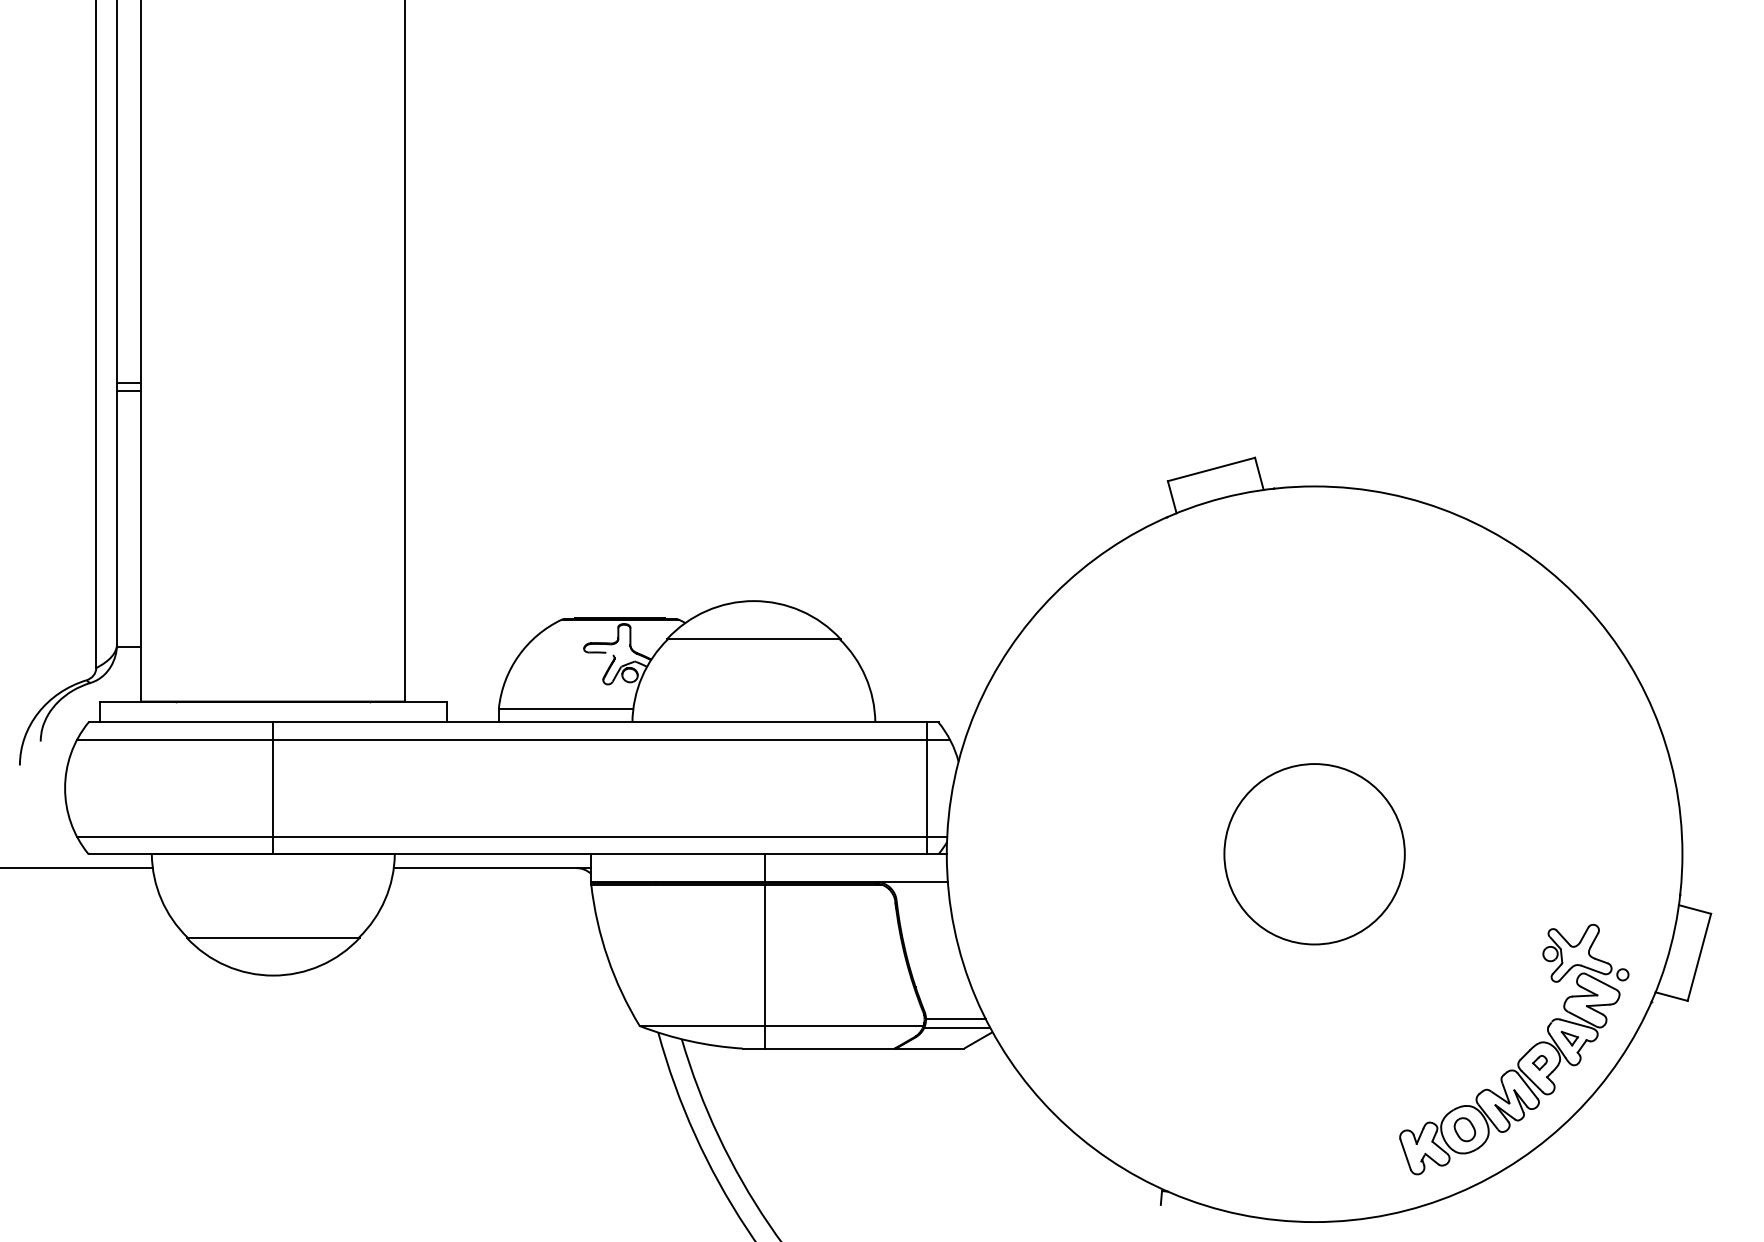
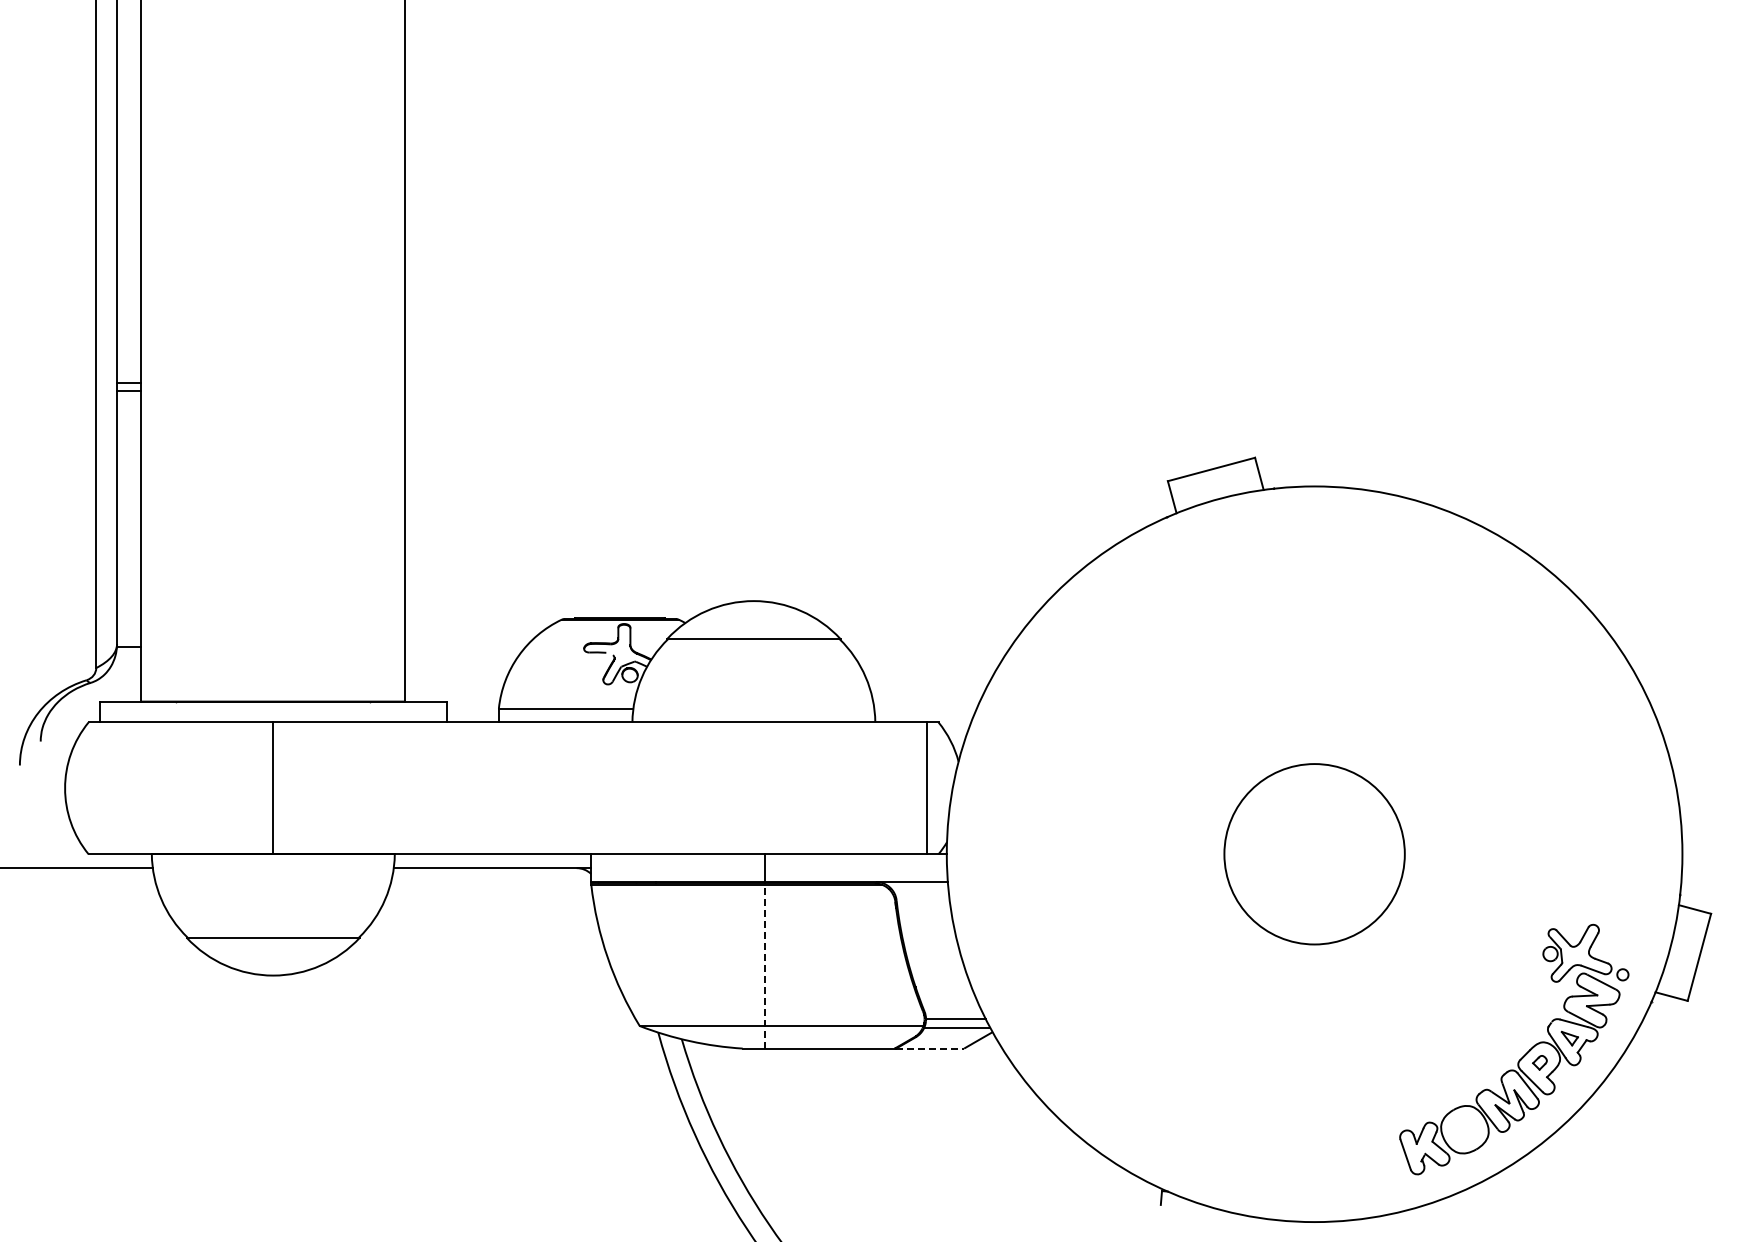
line: present -> none (513, 739)
line: present -> none (512, 836)
line: solid -> dashed (764, 966)
line: solid -> dashed (930, 1048)
part: present -> none (1464, 1129)
